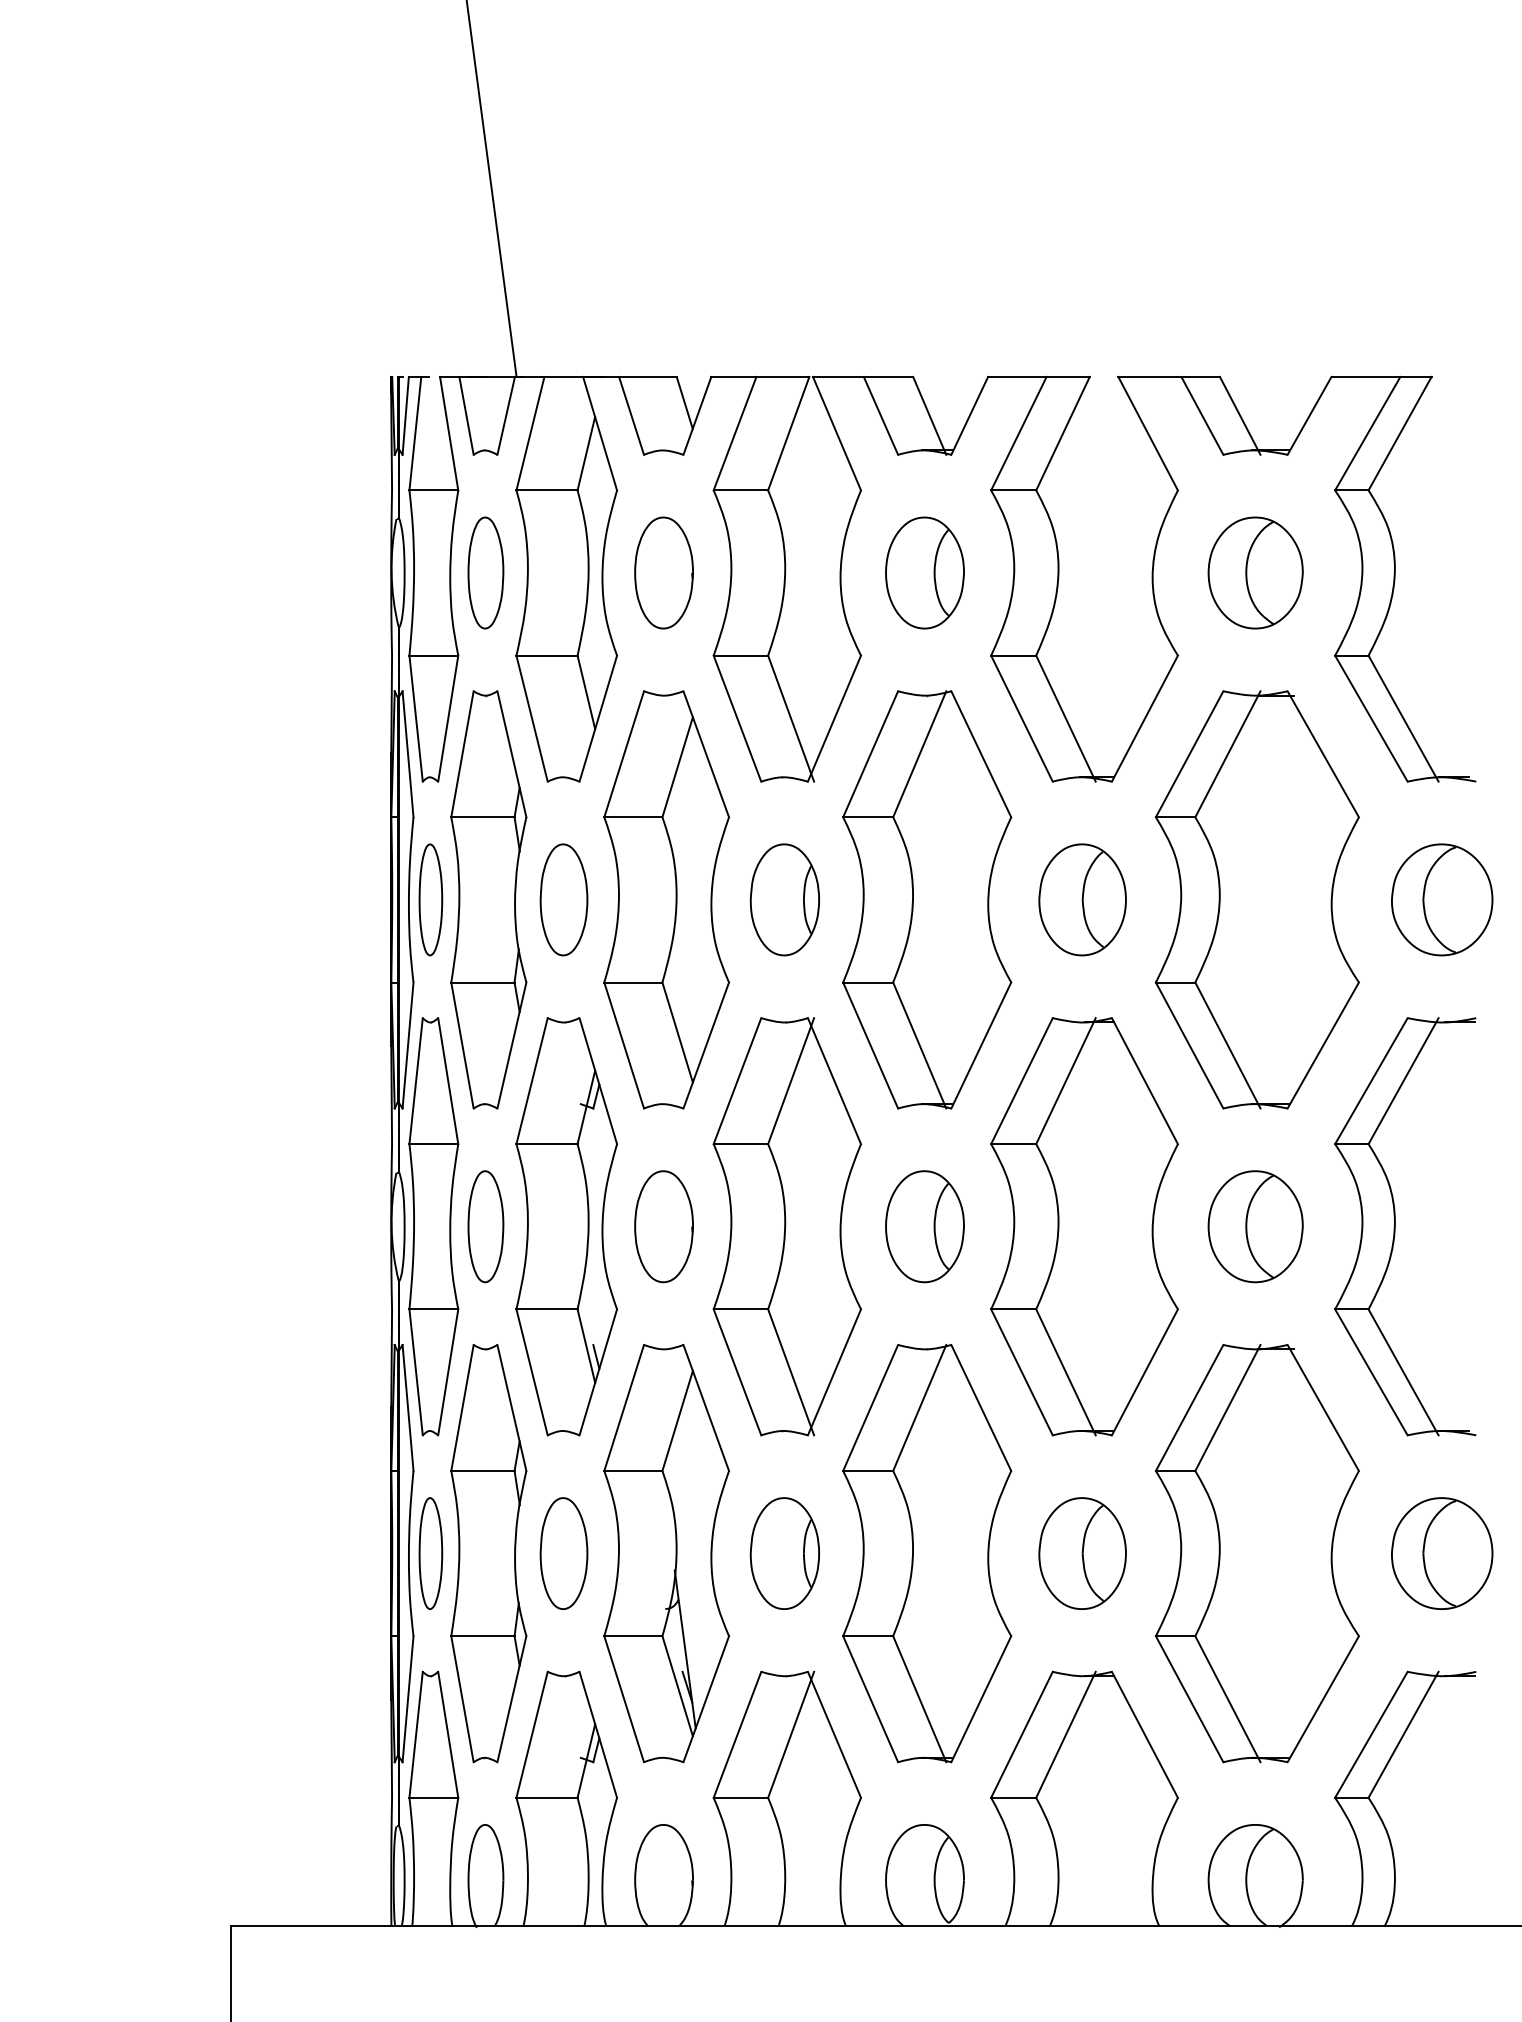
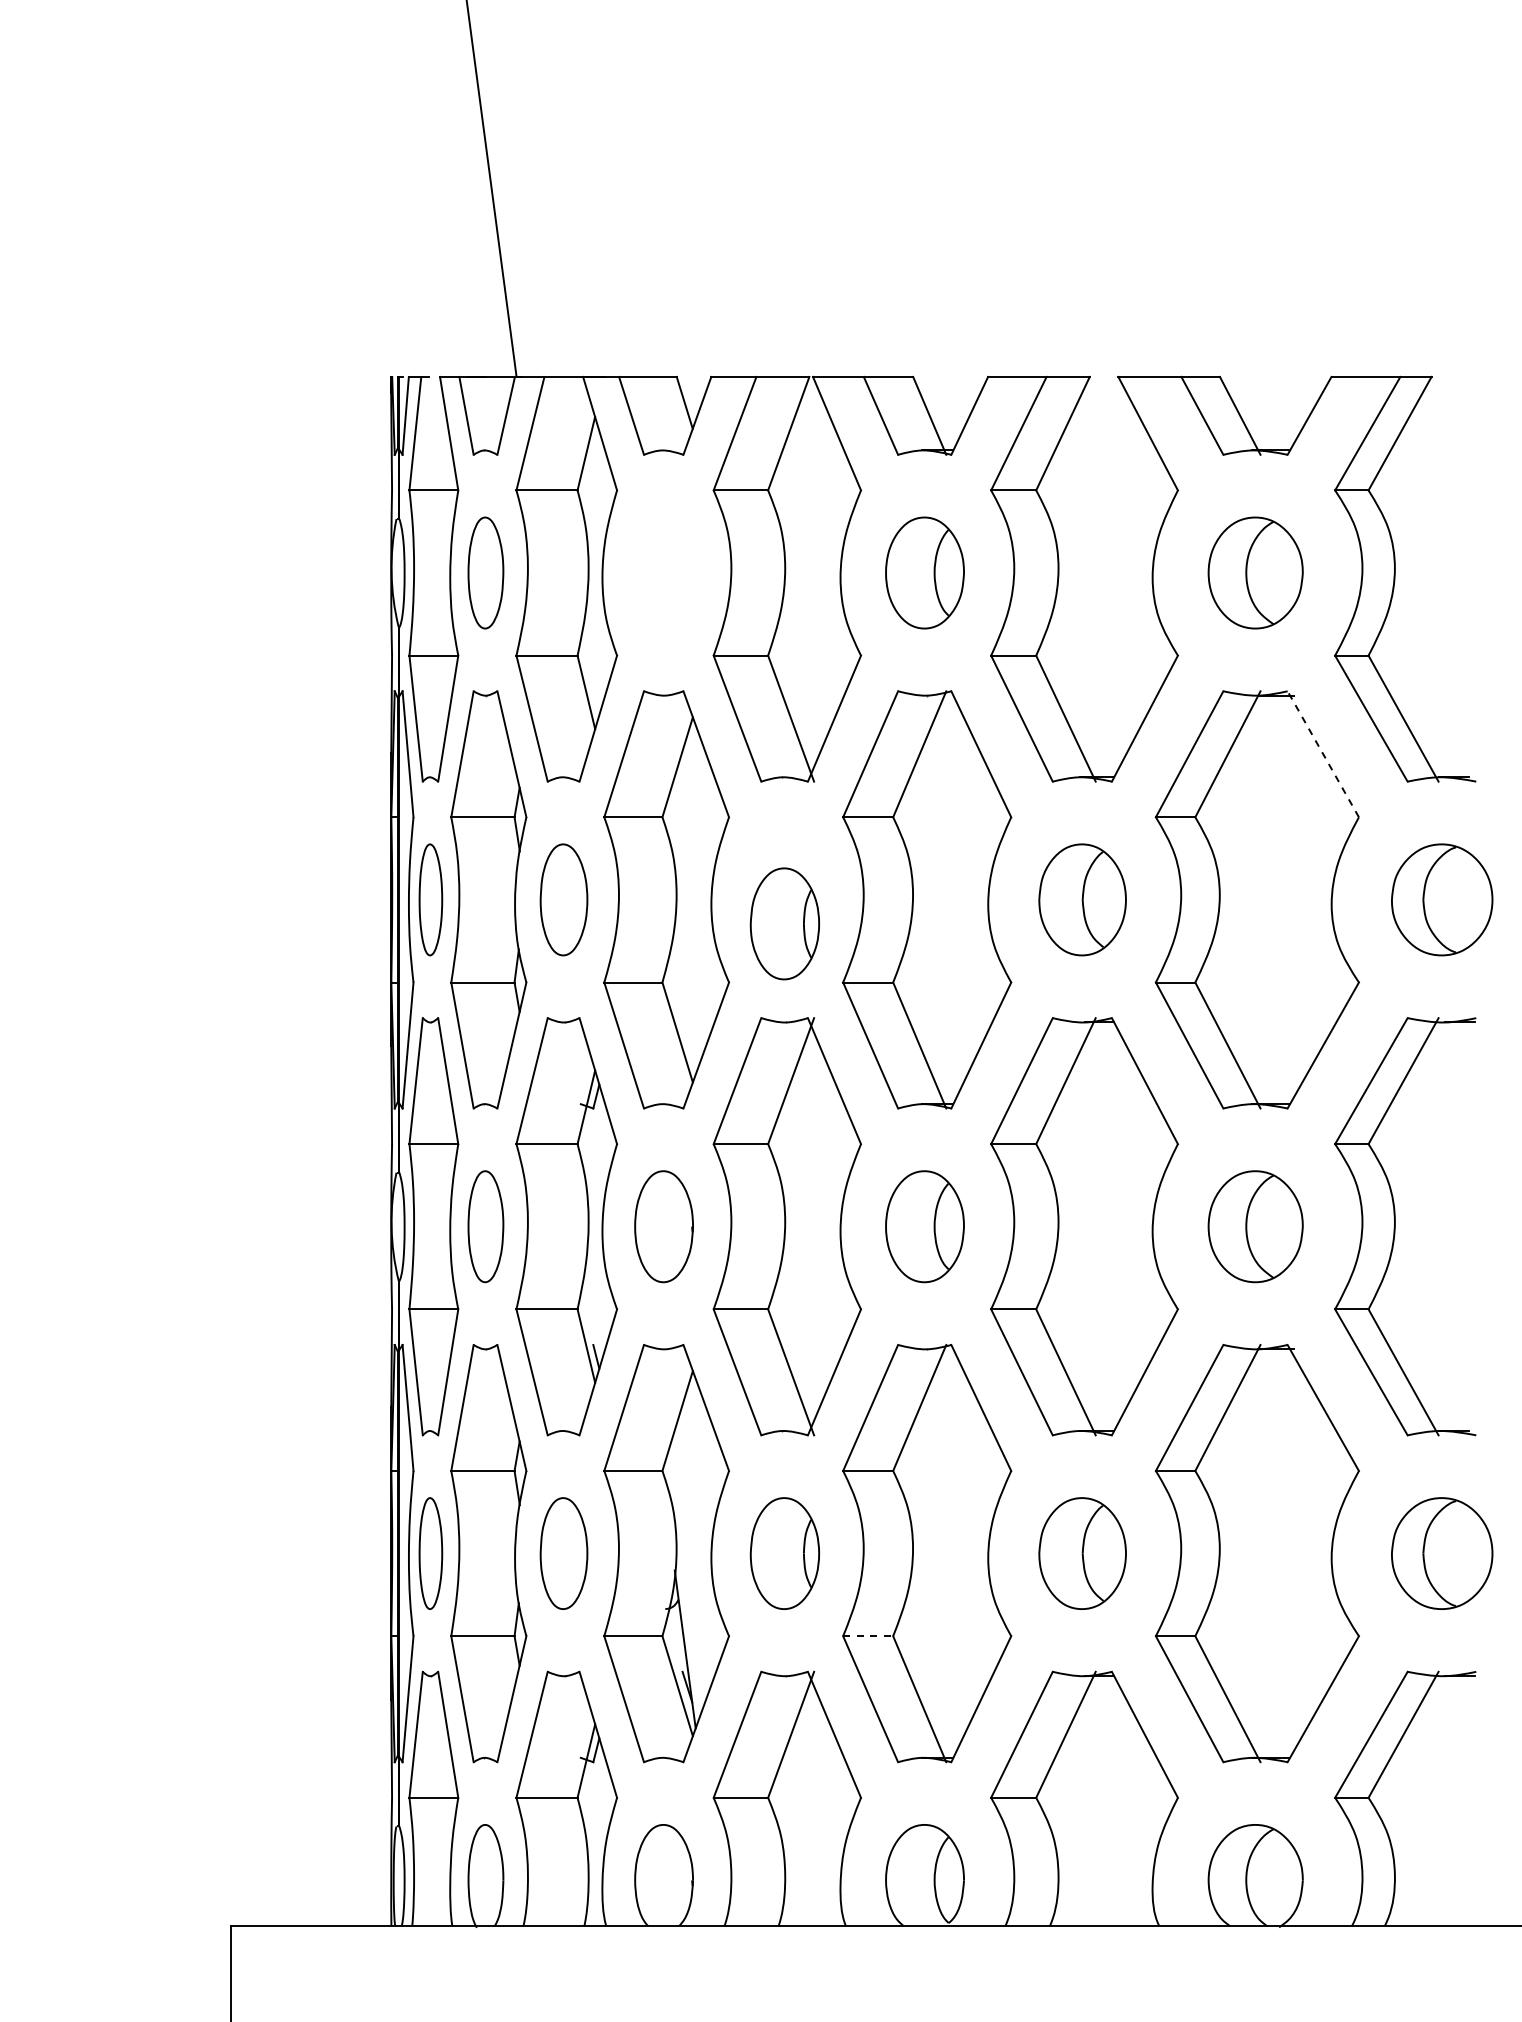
part: present -> none (663, 572)
line: solid -> dashed (1323, 753)
part position: (784, 899) -> (784, 923) (784, 923)
line: solid -> dashed (868, 1636)
